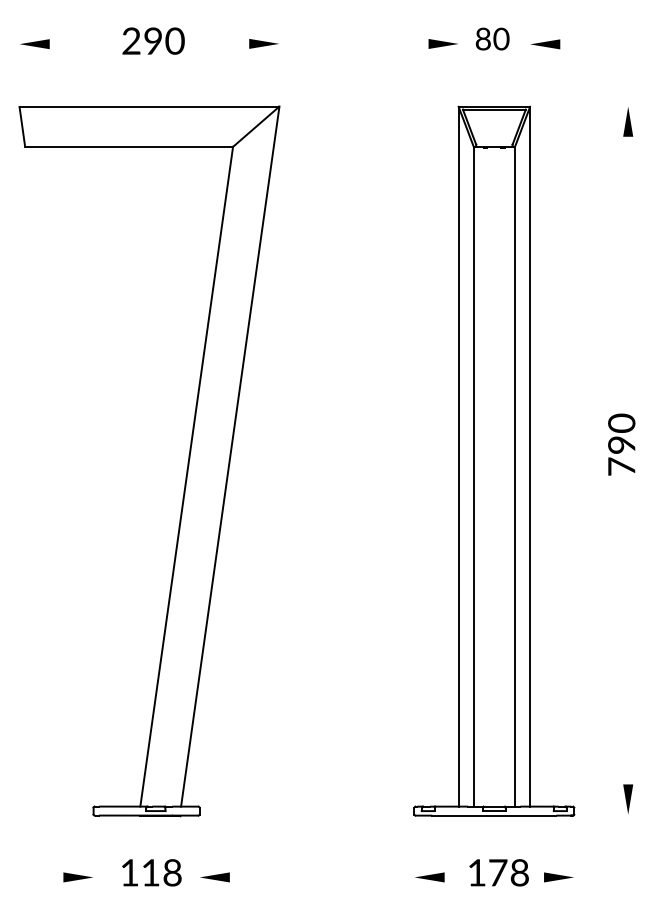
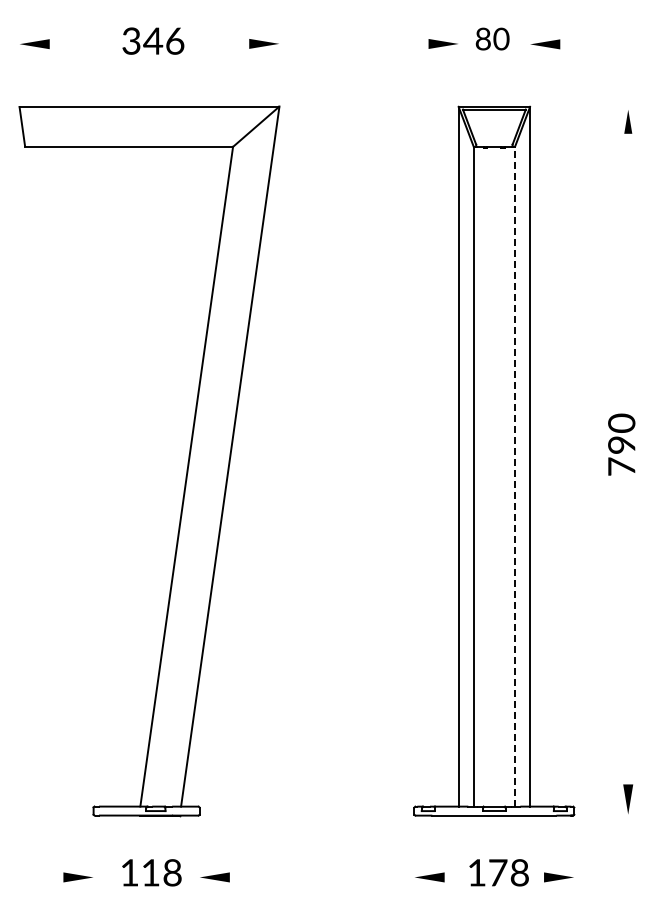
text: 290 -> 346 (153, 40)
part size: 11x30 px -> 9x24 px (628, 121)
line: solid -> dashed (514, 476)
